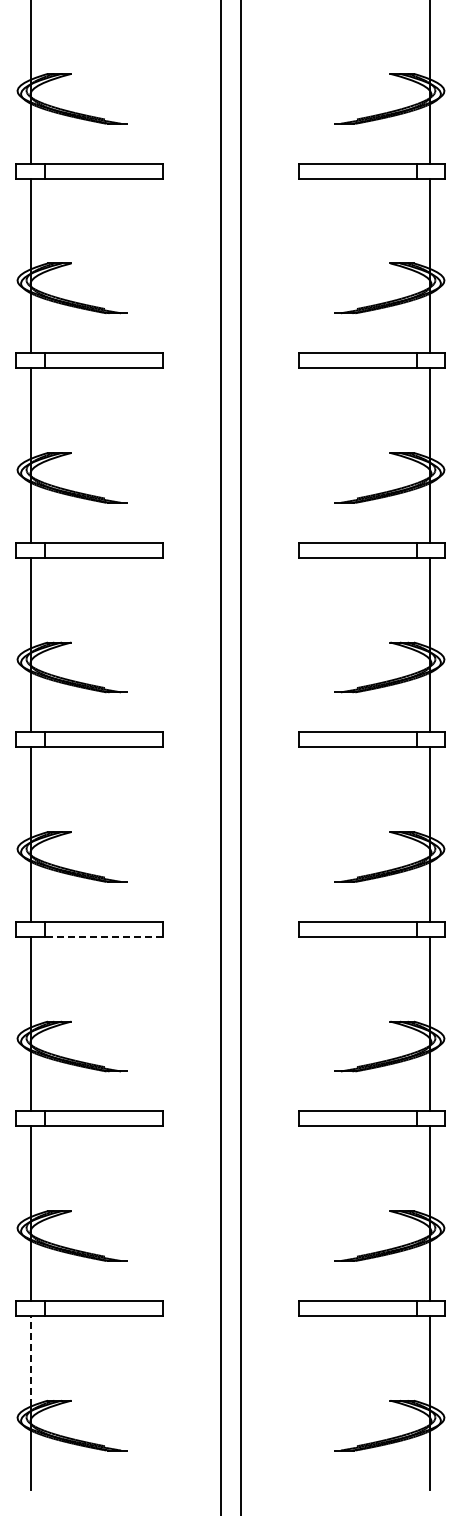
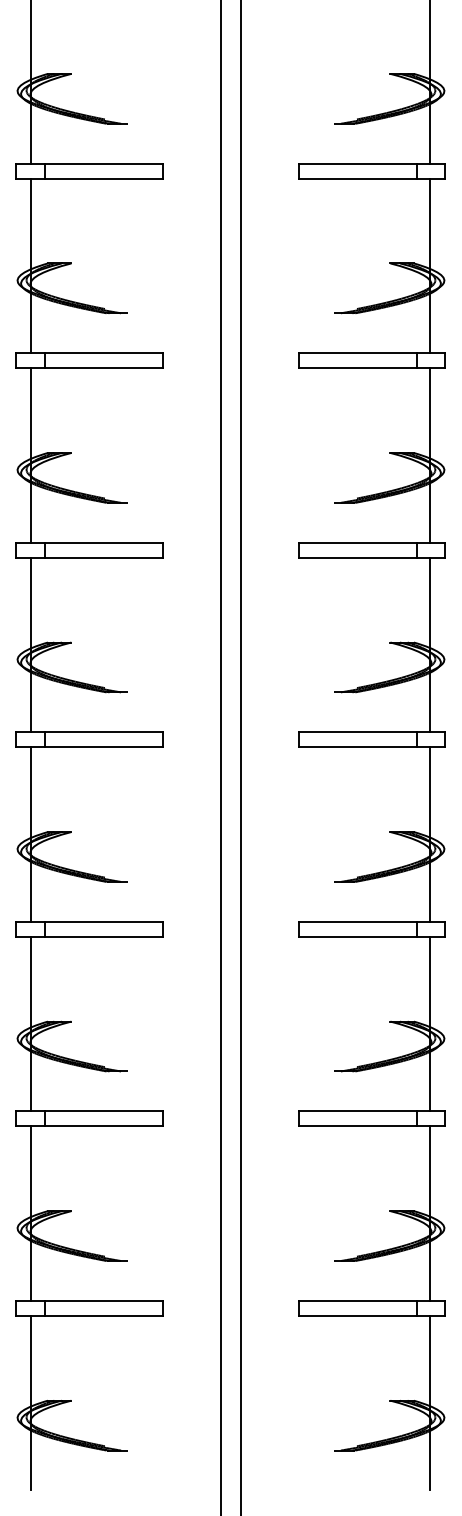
line: dashed -> solid (103, 936)
line: dashed -> solid (31, 1360)
